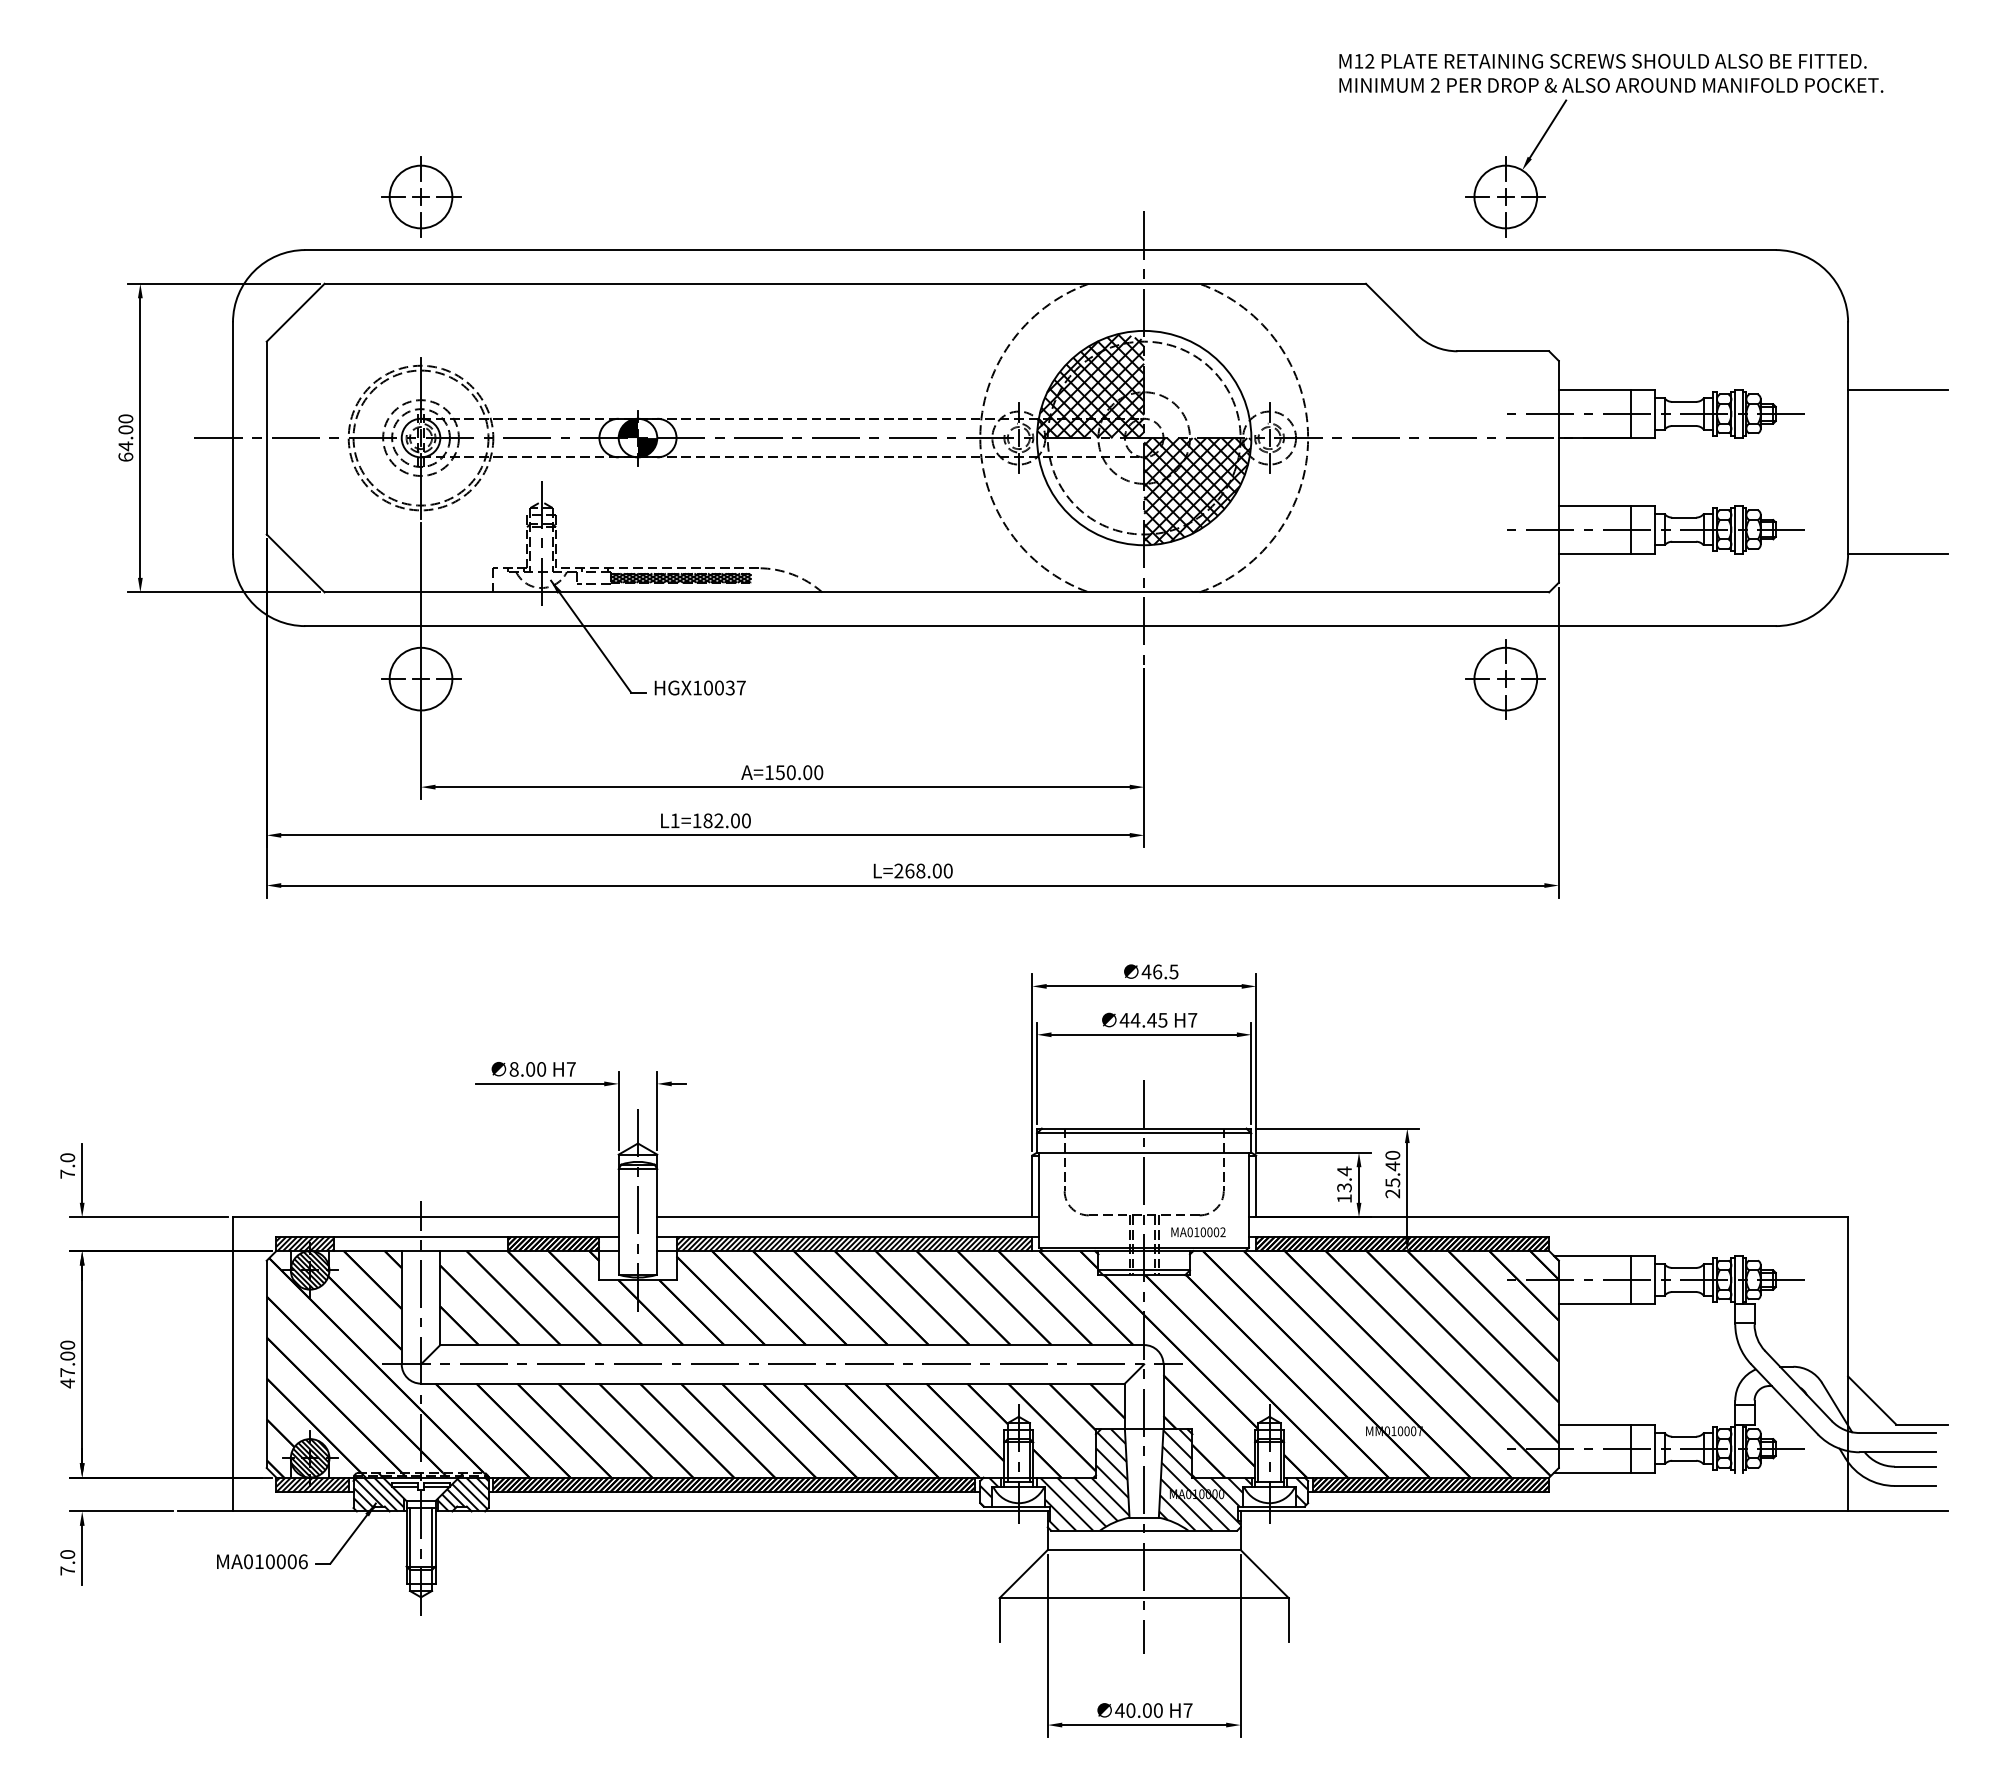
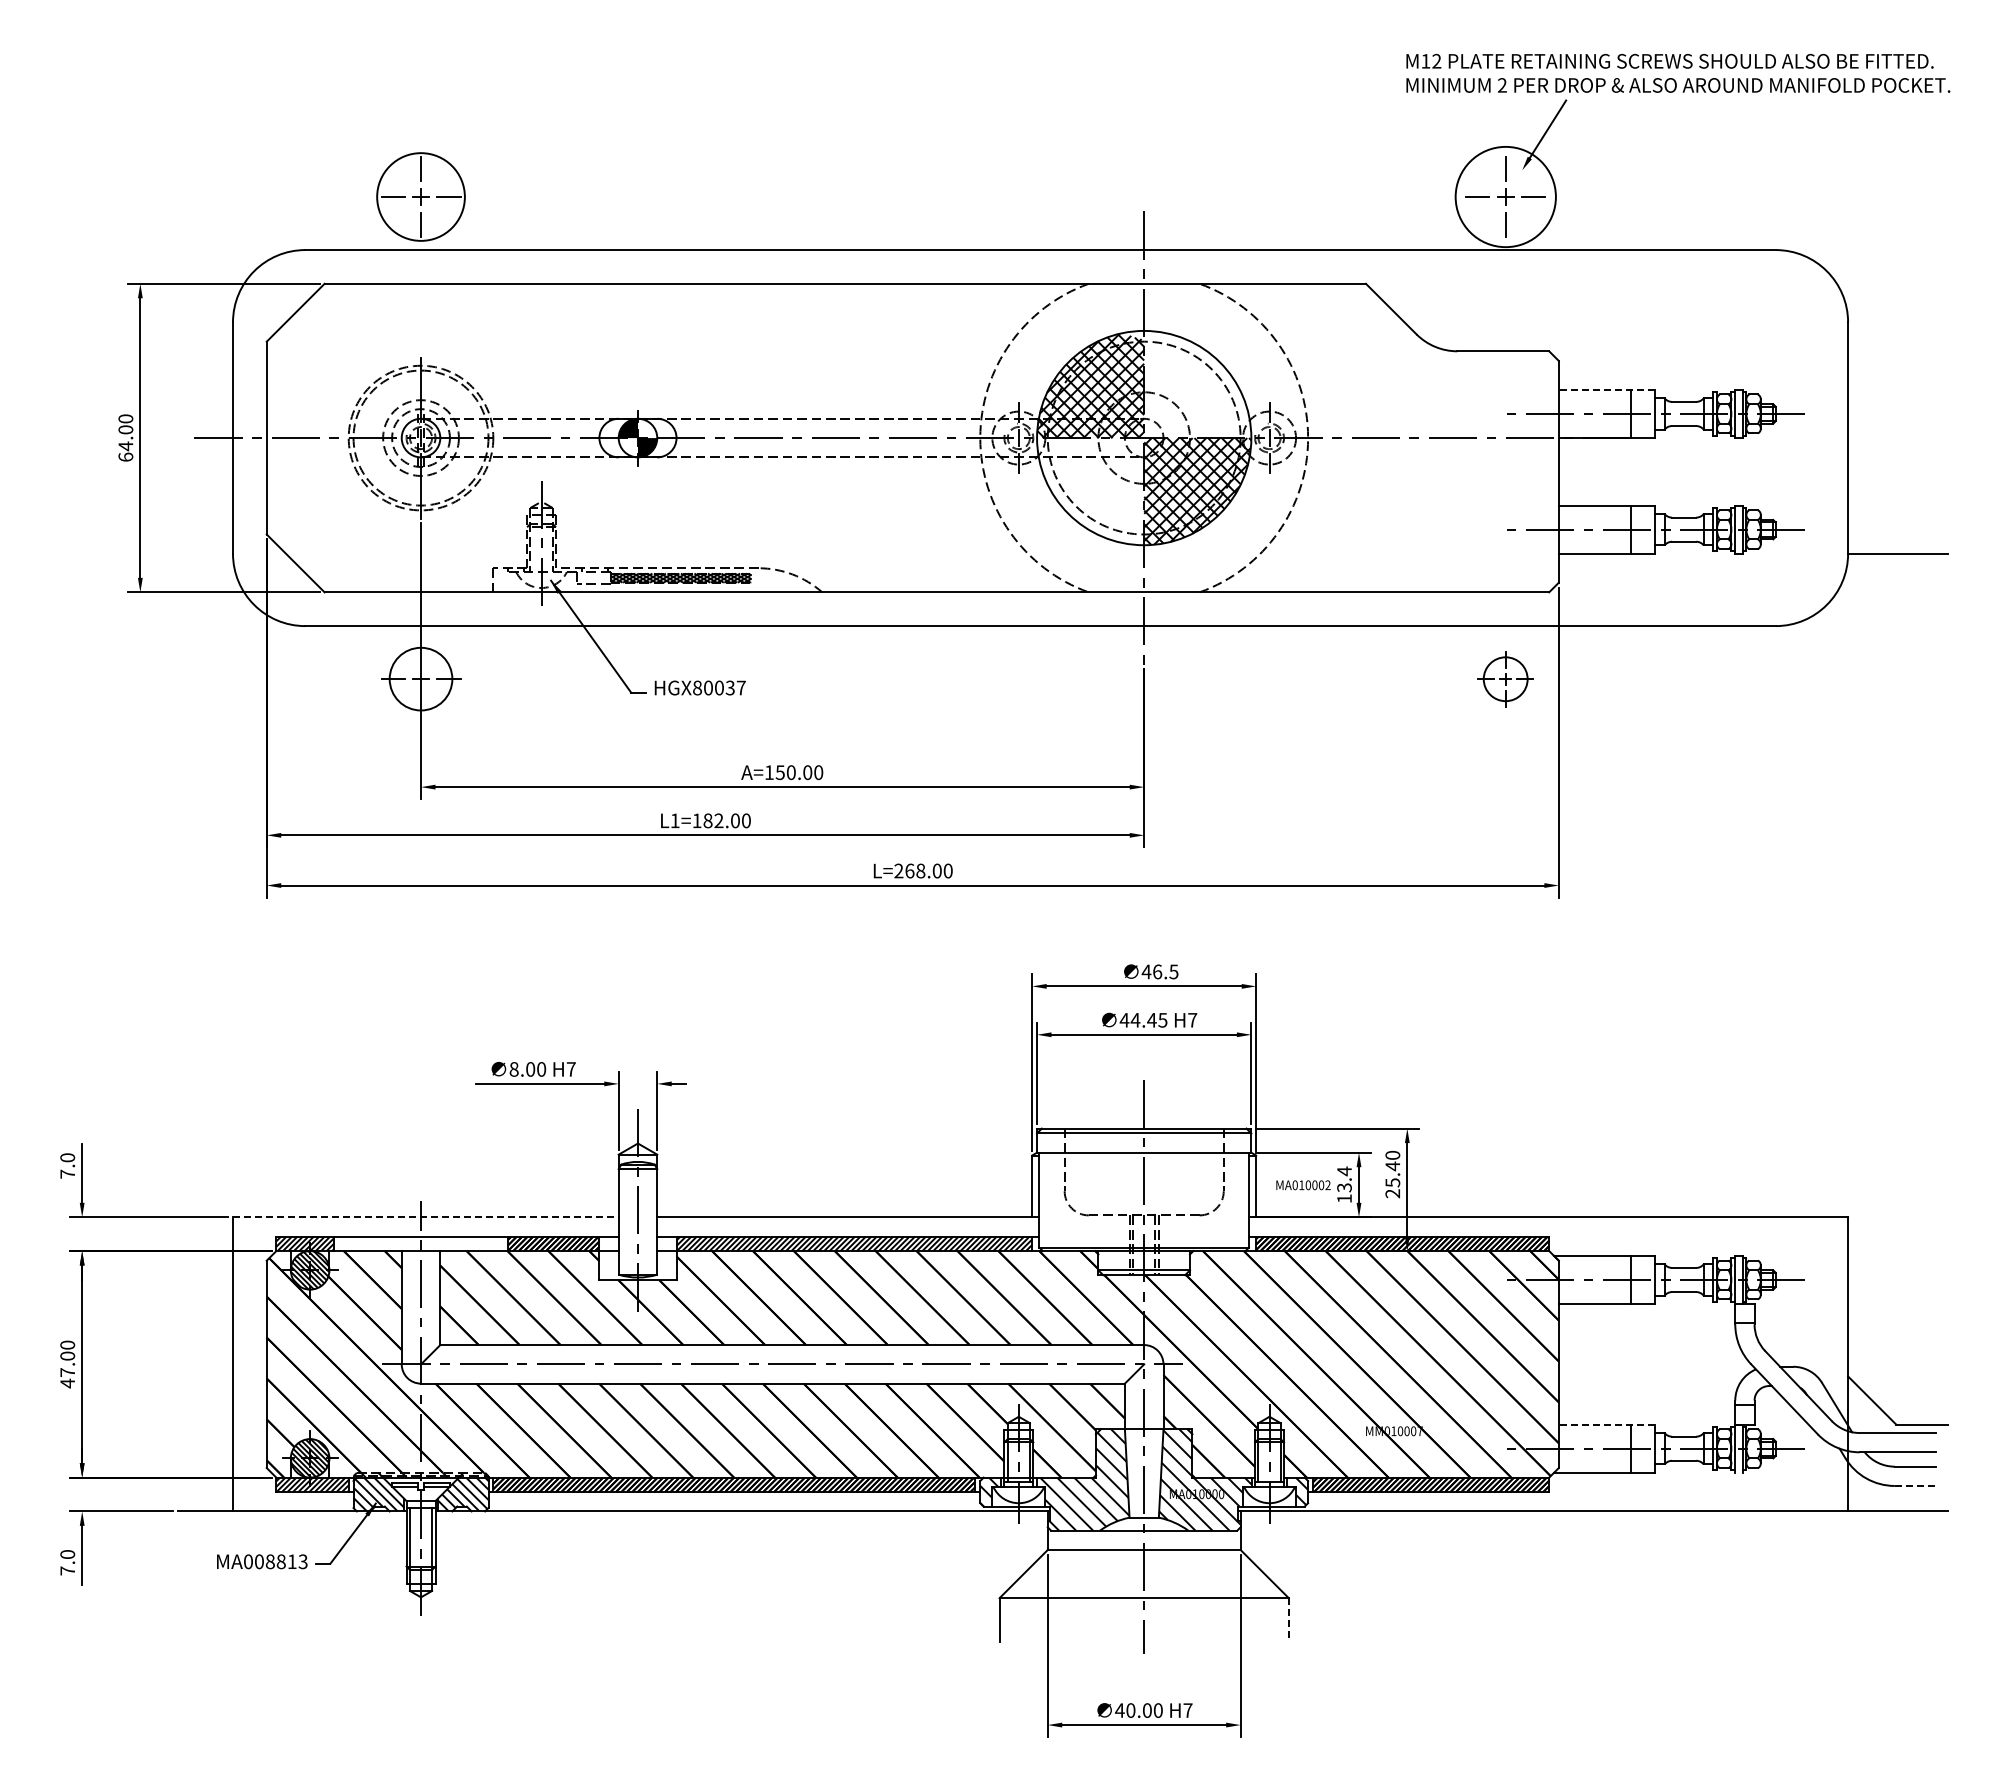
text position: (1611, 73) -> (1678, 73) (1678, 73)
circle diameter: 63 px -> 88 px (420, 196)
circle diameter: 63 px -> 100 px (1505, 196)
line: solid -> dashed (1606, 389)
line: present -> none (1897, 389)
part size: 81x81 px -> 57x57 px (1505, 679)
text: HGX10037 -> HGX80037 (697, 687)
line: solid -> dashed (425, 1217)
text position: (1198, 1232) -> (1303, 1185) (1303, 1185)
line: solid -> dashed (1606, 1424)
line: solid -> dashed (1915, 1485)
text: MA010006 -> MA008813 (281, 1561)
line: solid -> dashed (1288, 1619)
